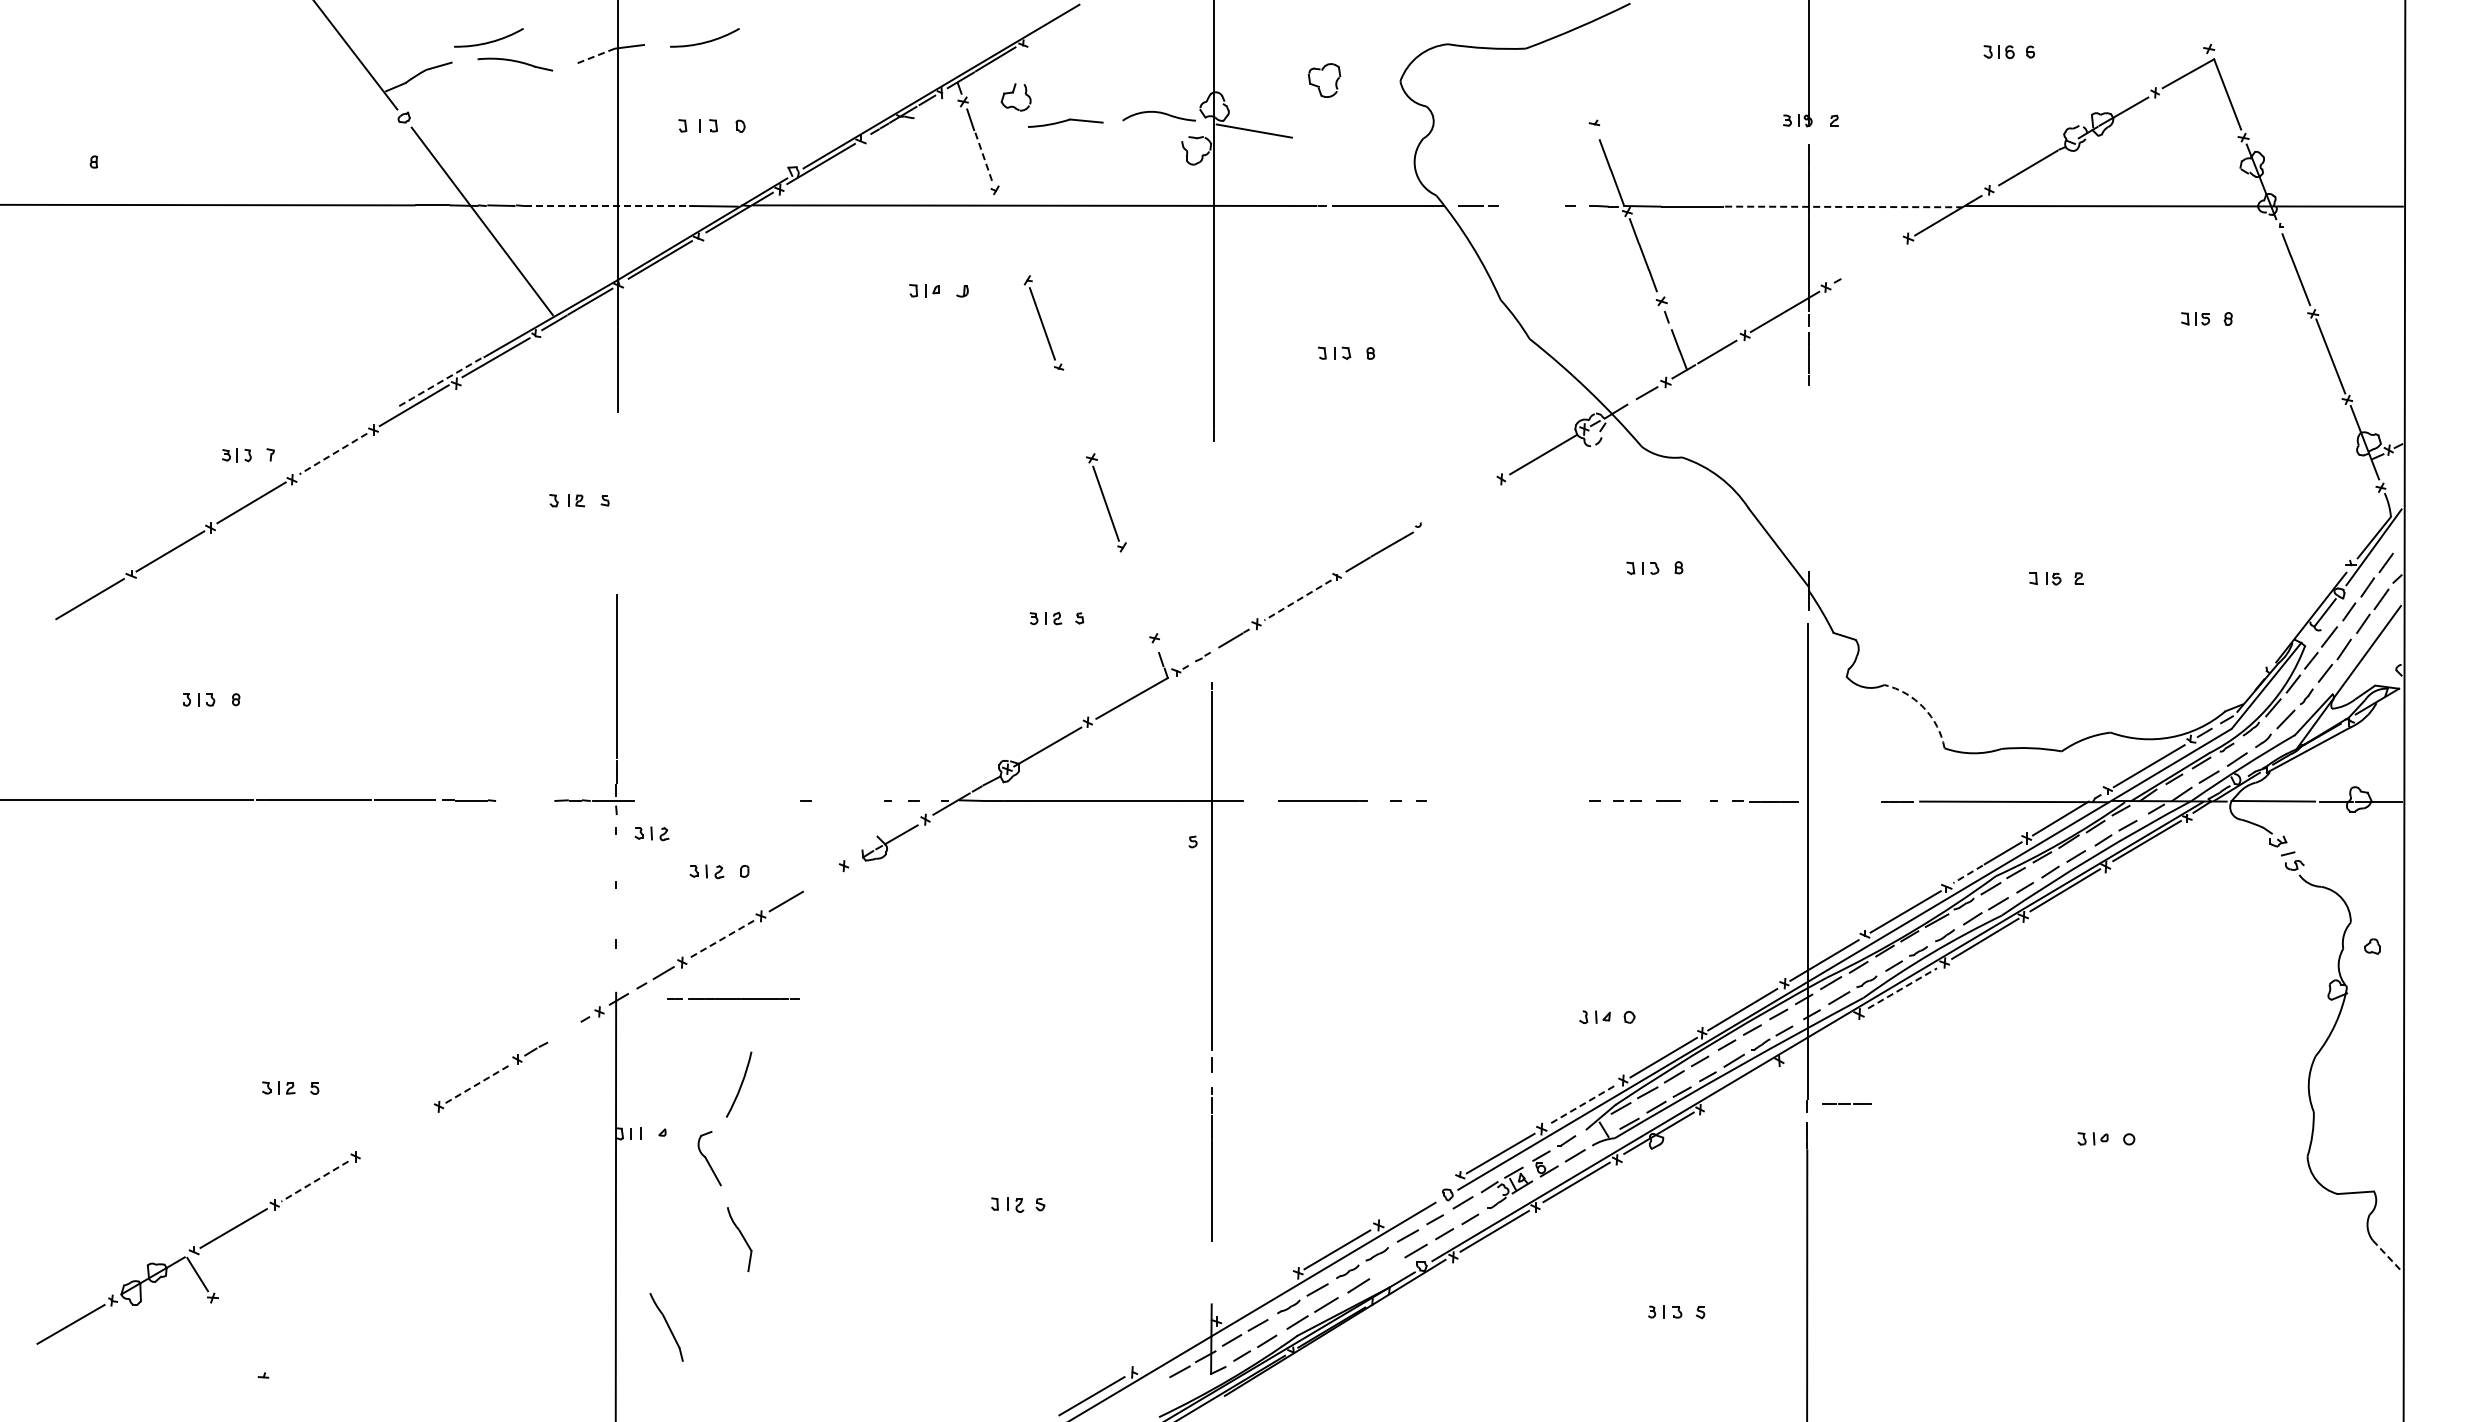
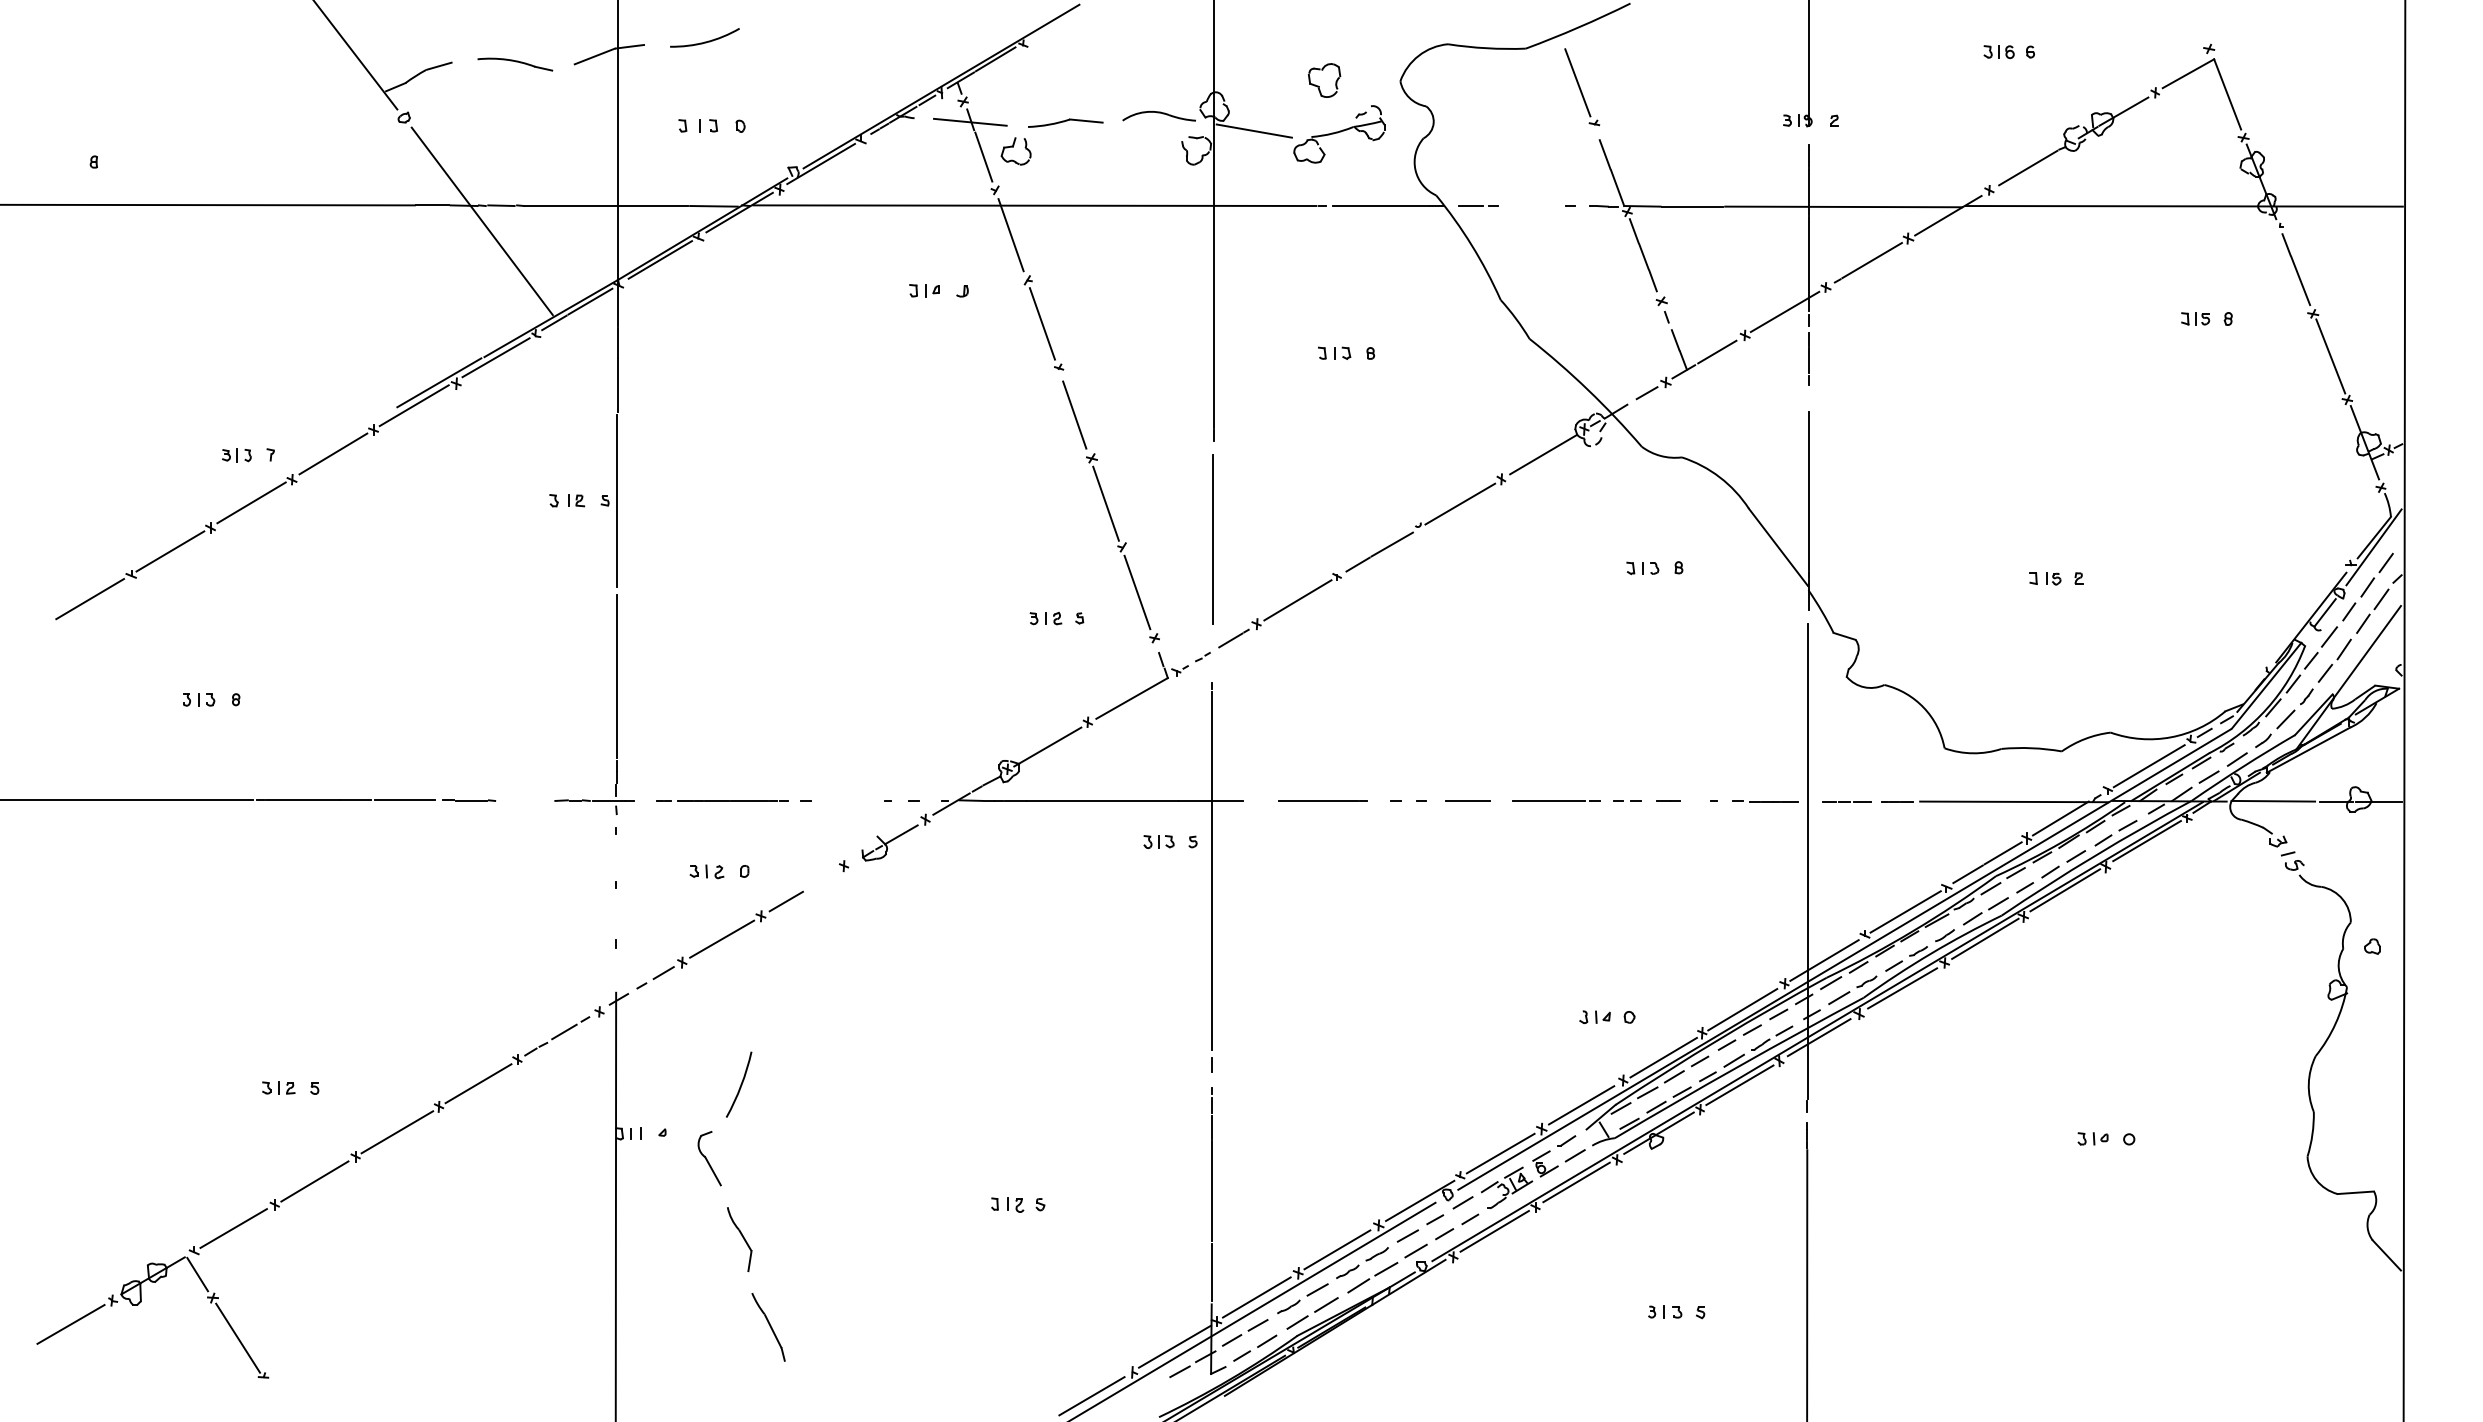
arc: present -> none (488, 41)
line: dashed -> solid (594, 56)
line: none -> present (1577, 82)
part position: (1015, 97) -> (1015, 151) (1015, 151)
line: none -> present (969, 121)
part: none -> present (1339, 134)
line: dashed -> solid (983, 157)
line: dashed -> solid (606, 206)
line: dashed -> solid (1844, 206)
line: none -> present (1010, 235)
line: none -> present (1871, 260)
line: dashed -> solid (439, 382)
line: none -> present (1074, 414)
line: dashed -> solid (333, 453)
line: none -> present (1808, 490)
line: none -> present (617, 501)
line: none -> present (1460, 503)
line: none -> present (1212, 539)
line: none -> present (1137, 592)
line: dashed -> solid (1297, 600)
arc: dashed -> solid (1923, 707)
line: none -> present (1467, 800)
line: none -> present (1548, 800)
part: present -> none (651, 833)
part: none -> present (1158, 841)
line: dashed -> solid (1967, 874)
line: dashed -> solid (722, 939)
line: dashed -> solid (1902, 988)
line position: (733, 998) -> (722, 800) (722, 800)
line: none -> present (564, 1031)
line: none -> present (1818, 1037)
line: dashed -> solid (478, 1083)
line: none -> present (1739, 1085)
line position: (1846, 1103) -> (1846, 801) (1846, 801)
line: dashed -> solid (1581, 1105)
line: none -> present (397, 1132)
line: dashed -> solid (314, 1181)
line: none -> present (1420, 1200)
line: dashed -> solid (2386, 1255)
line: none -> present (1386, 1269)
line: none -> present (1211, 1272)
line: none -> present (1256, 1297)
part position: (666, 1327) -> (768, 1327) (768, 1327)
line: none -> present (238, 1337)
line: none -> present (1174, 1346)
